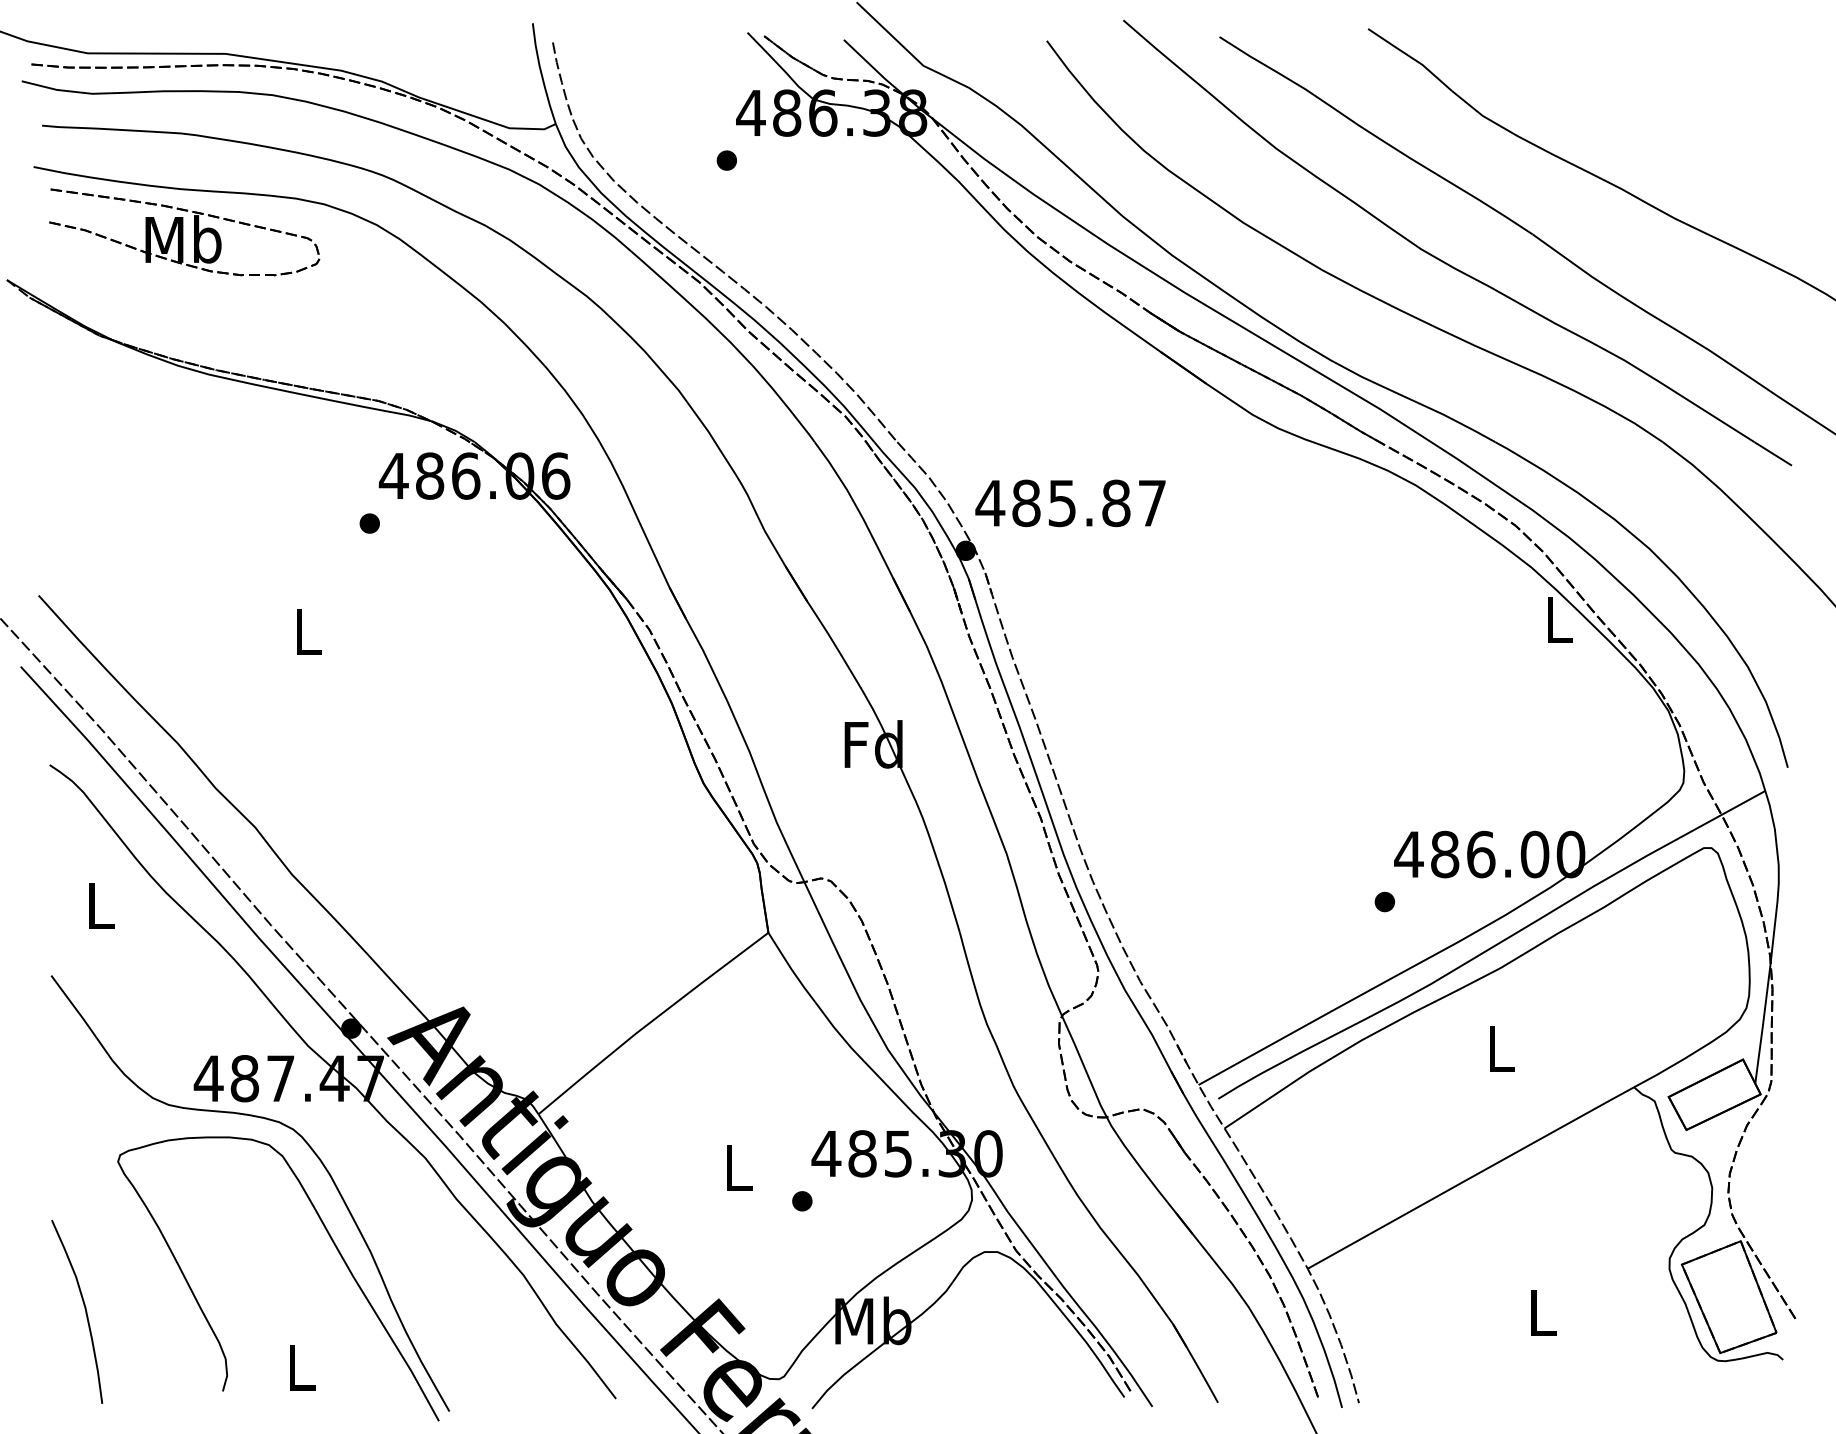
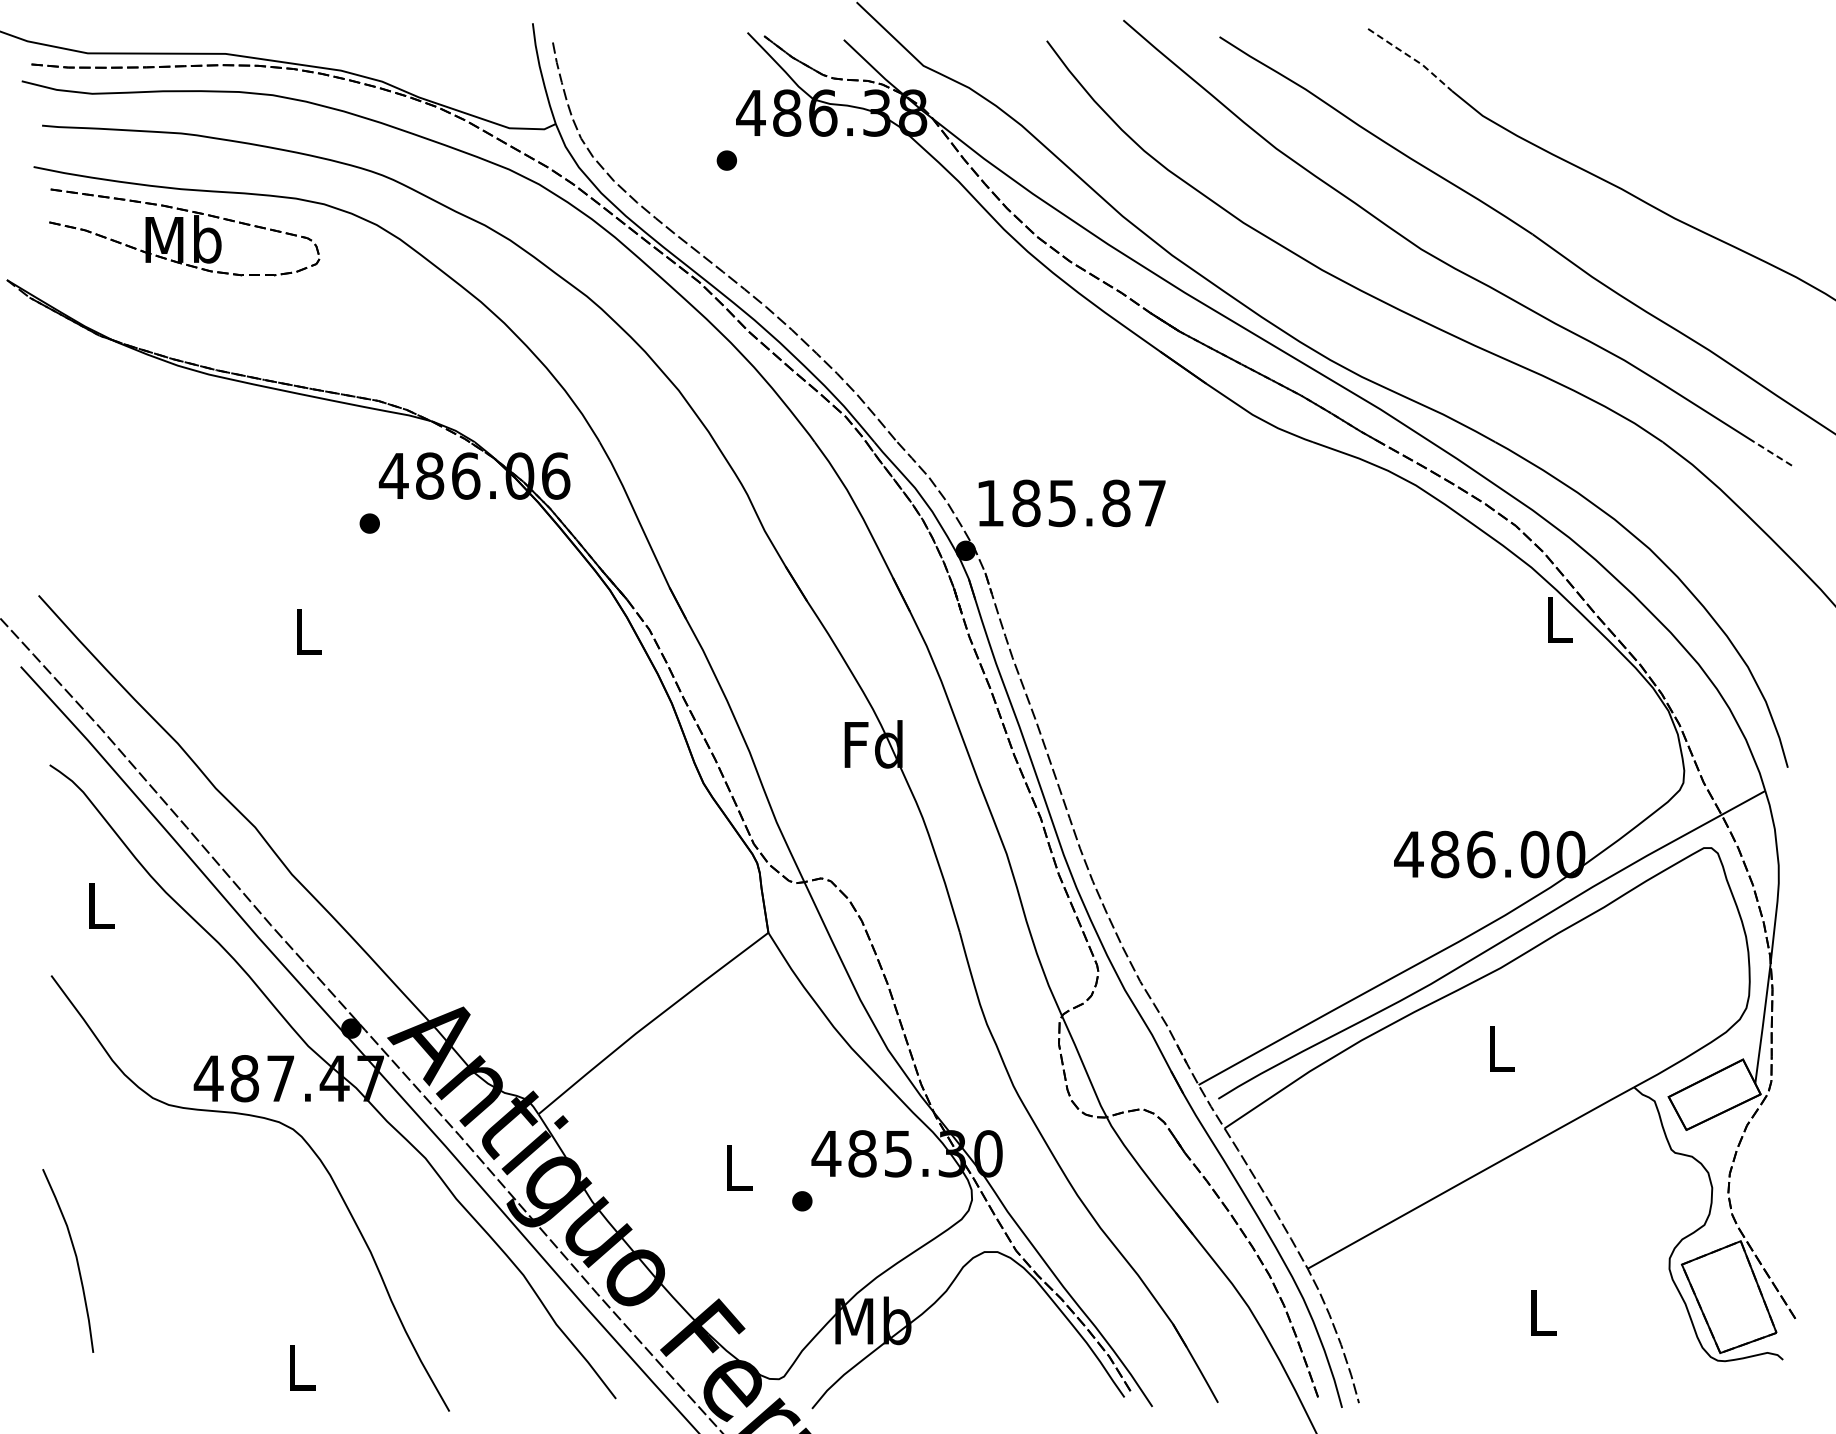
line: solid -> dashed (1411, 57)
line: solid -> dashed (1772, 453)
text: 485.87 -> 185.87 (990, 503)
part: present -> none (1384, 901)
curve: present -> none (333, 1244)
curve position: (84, 1309) -> (75, 1258) (75, 1258)
